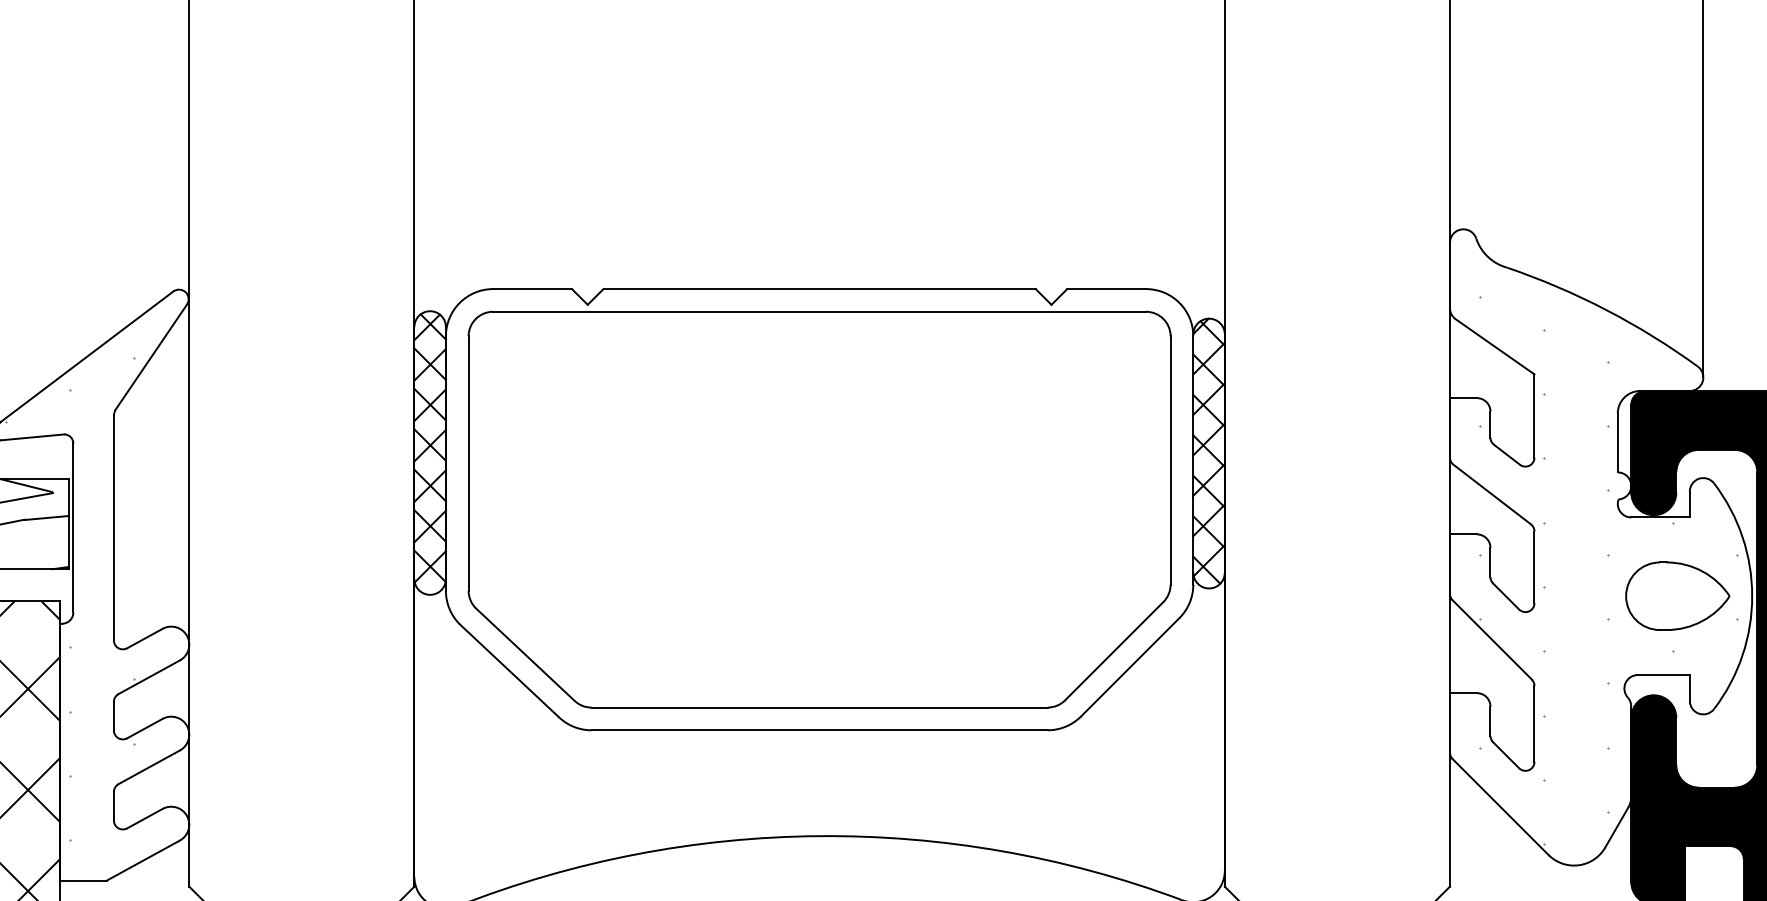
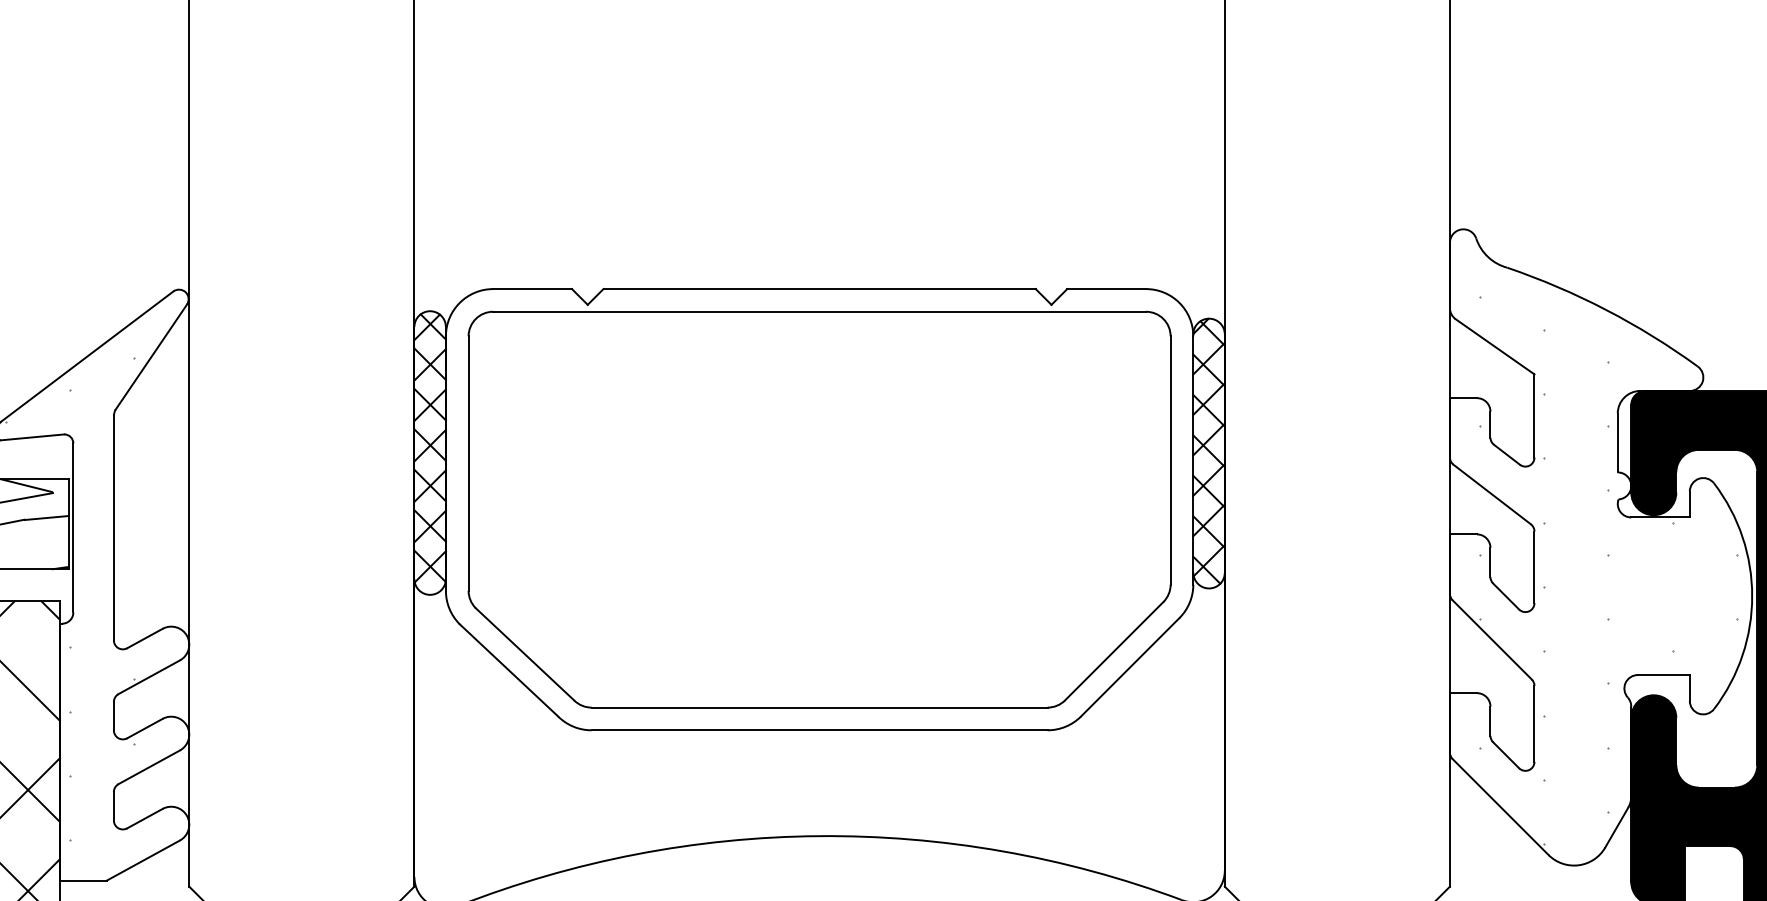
line: present -> none (1703, 189)
part: present -> none (1677, 595)
line: present -> none (30, 685)
